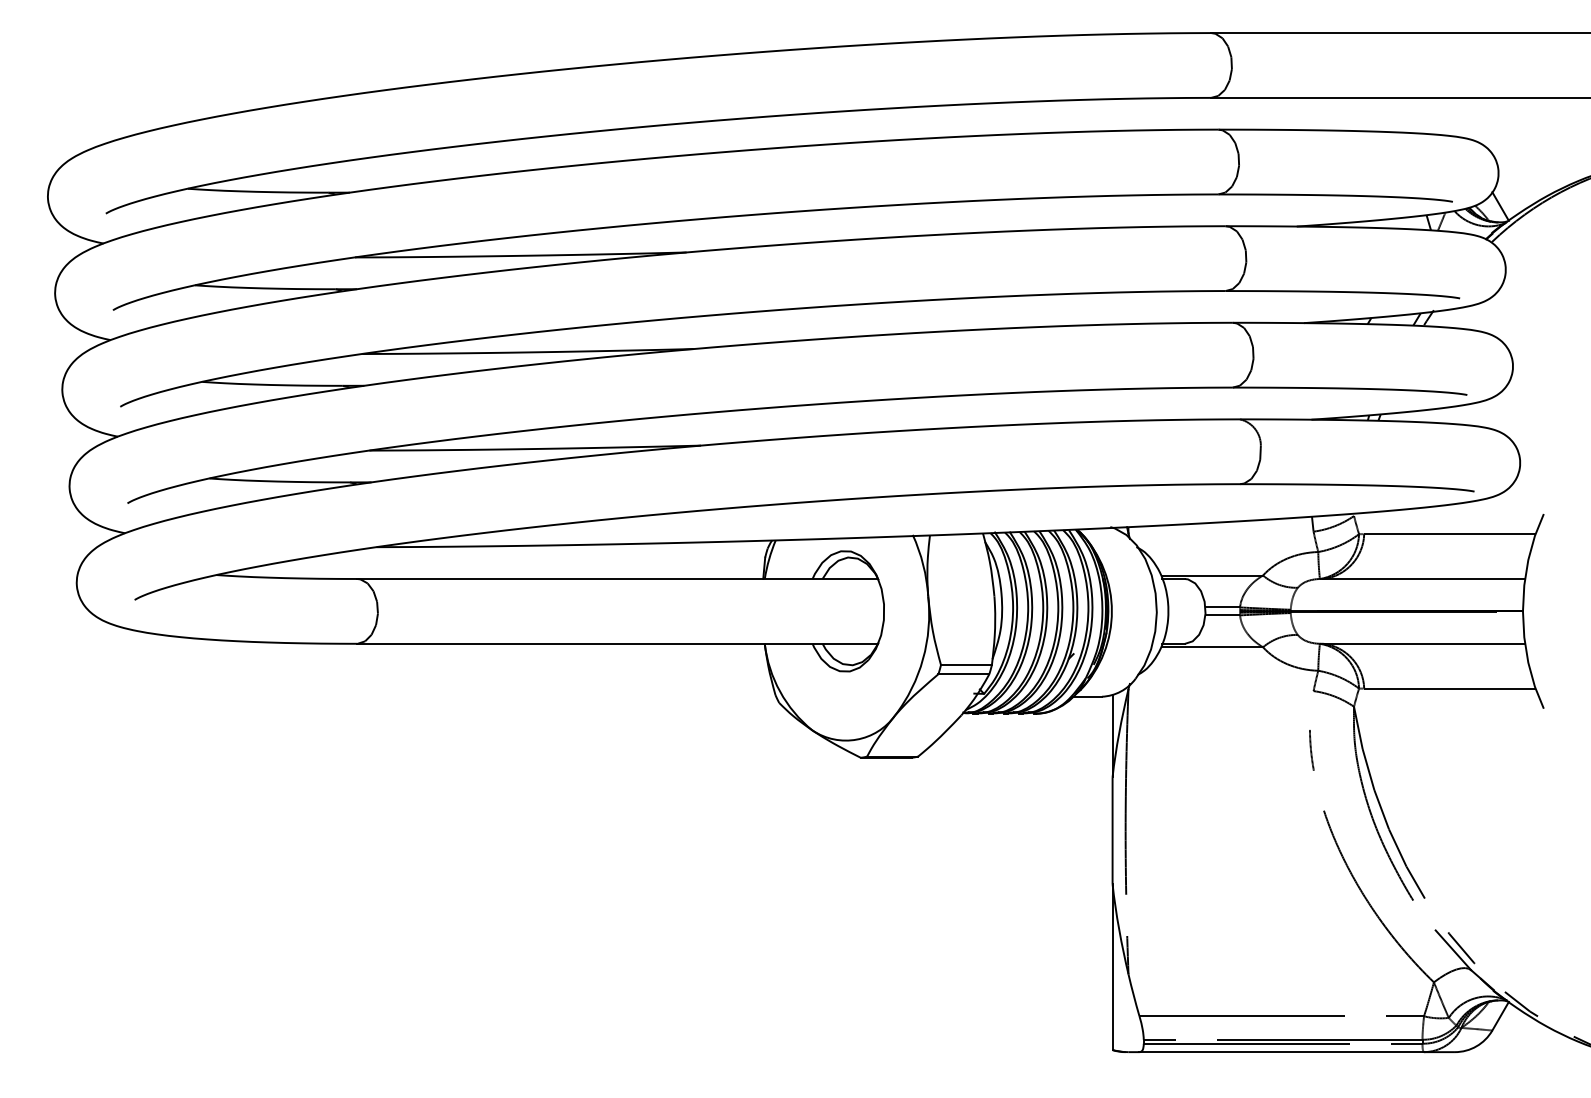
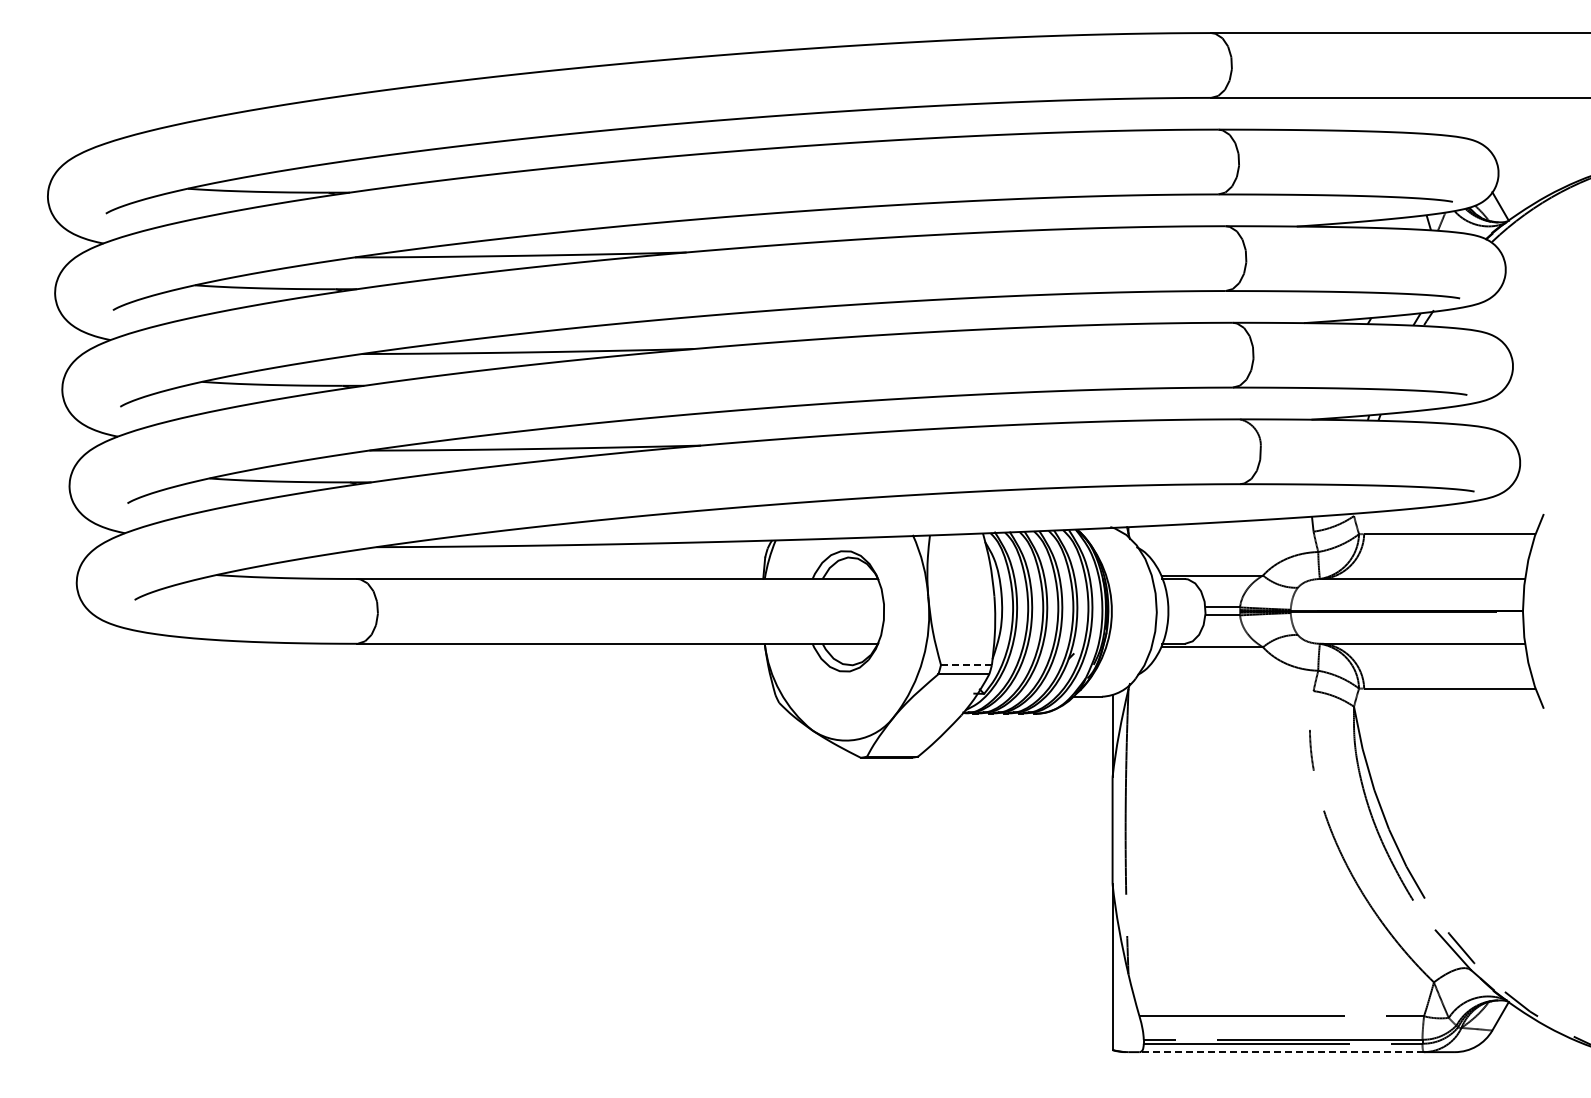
line: solid -> dashed (965, 665)
line: solid -> dashed (1281, 1052)
